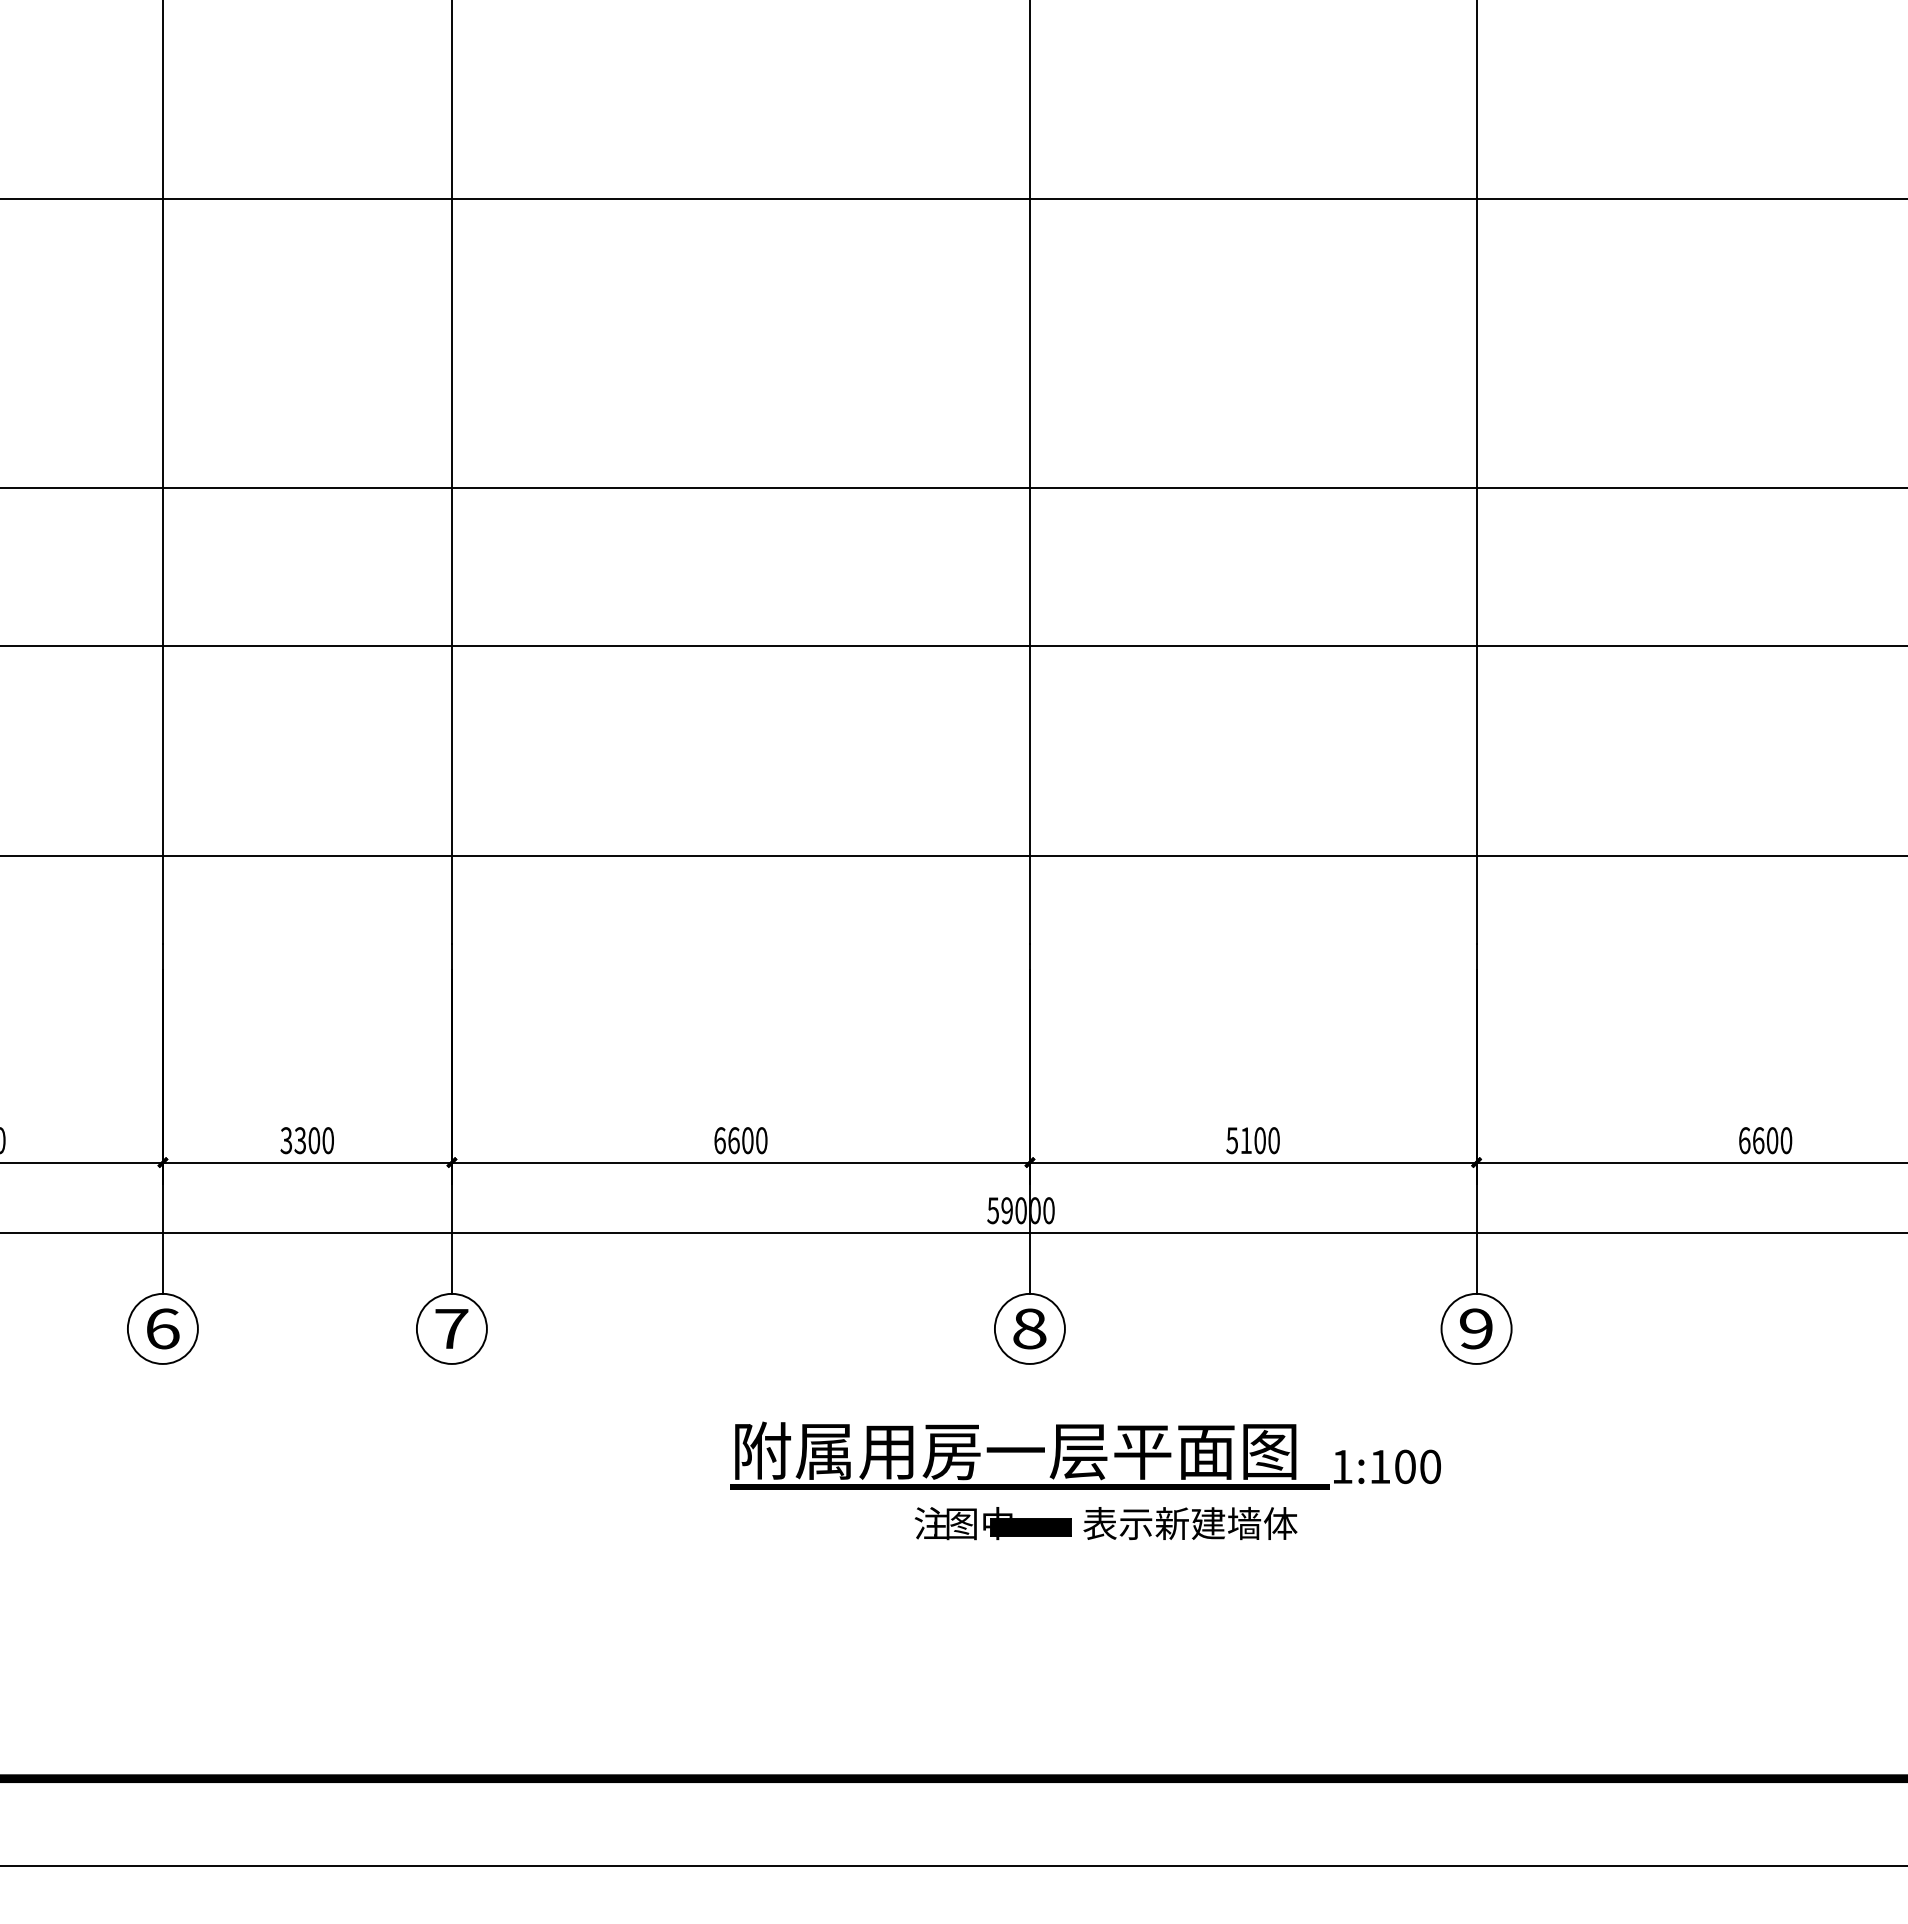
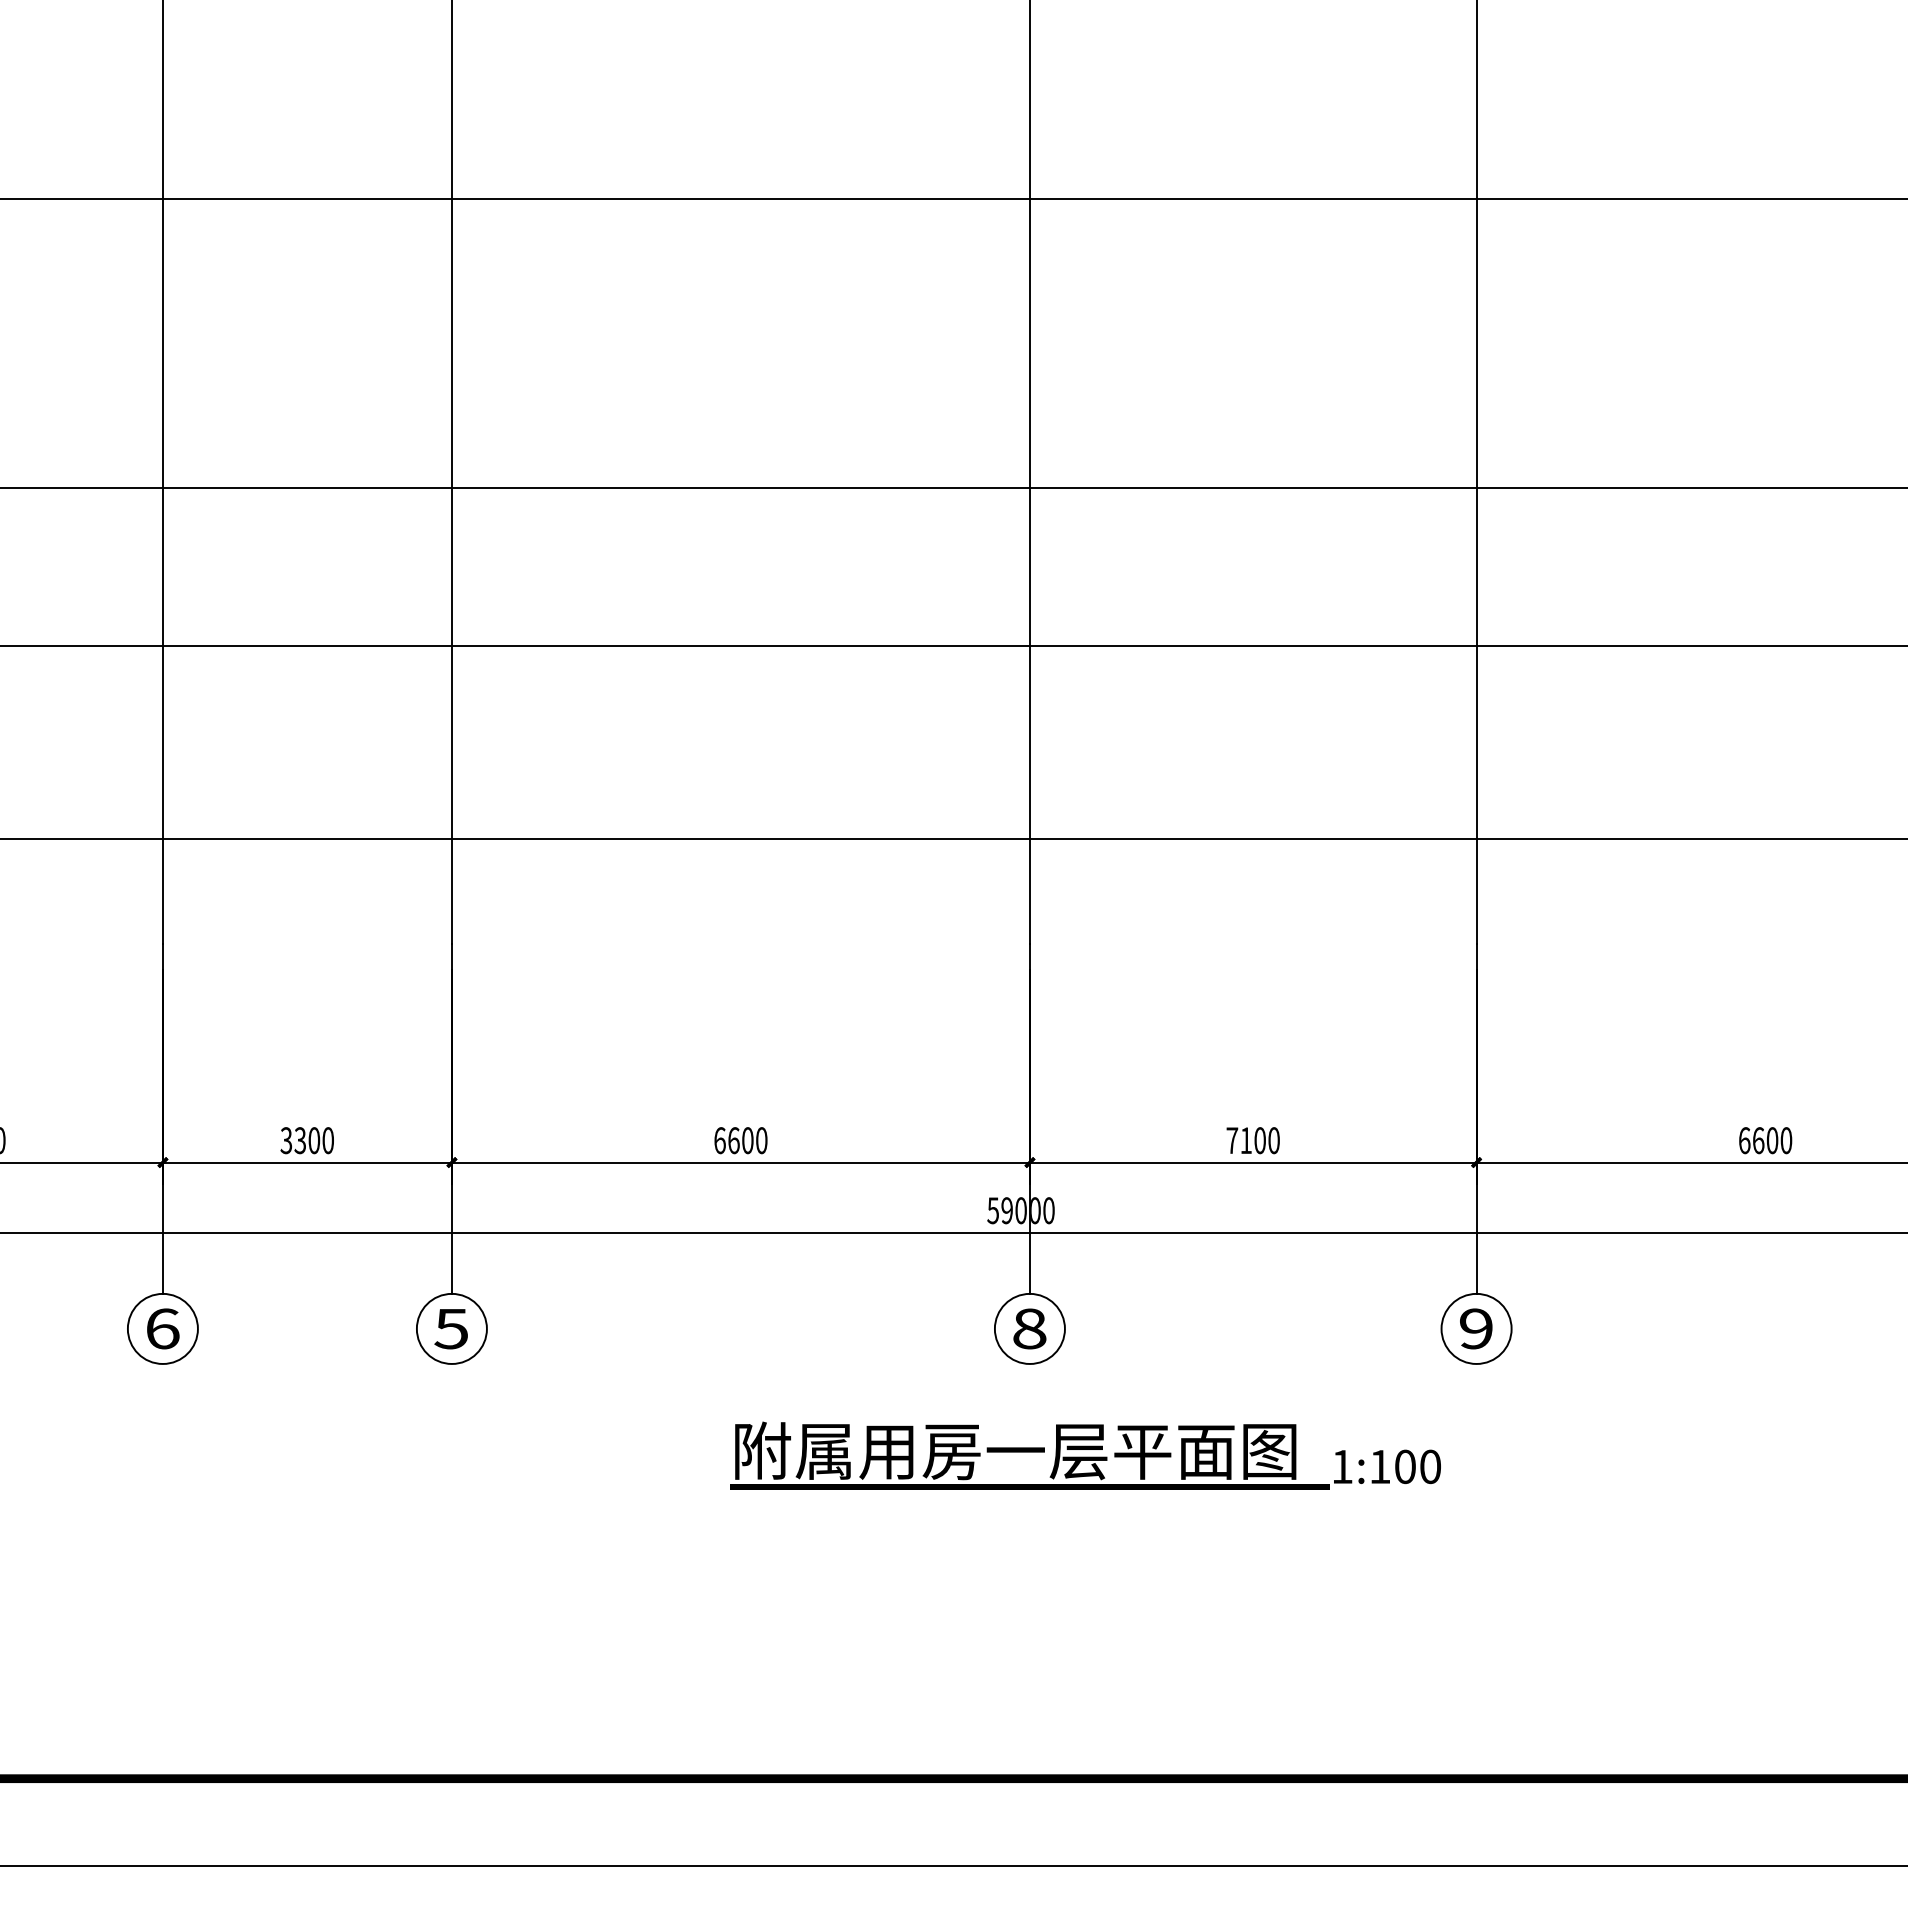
line position: (953, 856) -> (953, 839) (953, 839)
text: 5100 -> 7100 (1232, 1140)
text: 7 -> 5 (451, 1329)
part: present -> none (1106, 1523)
